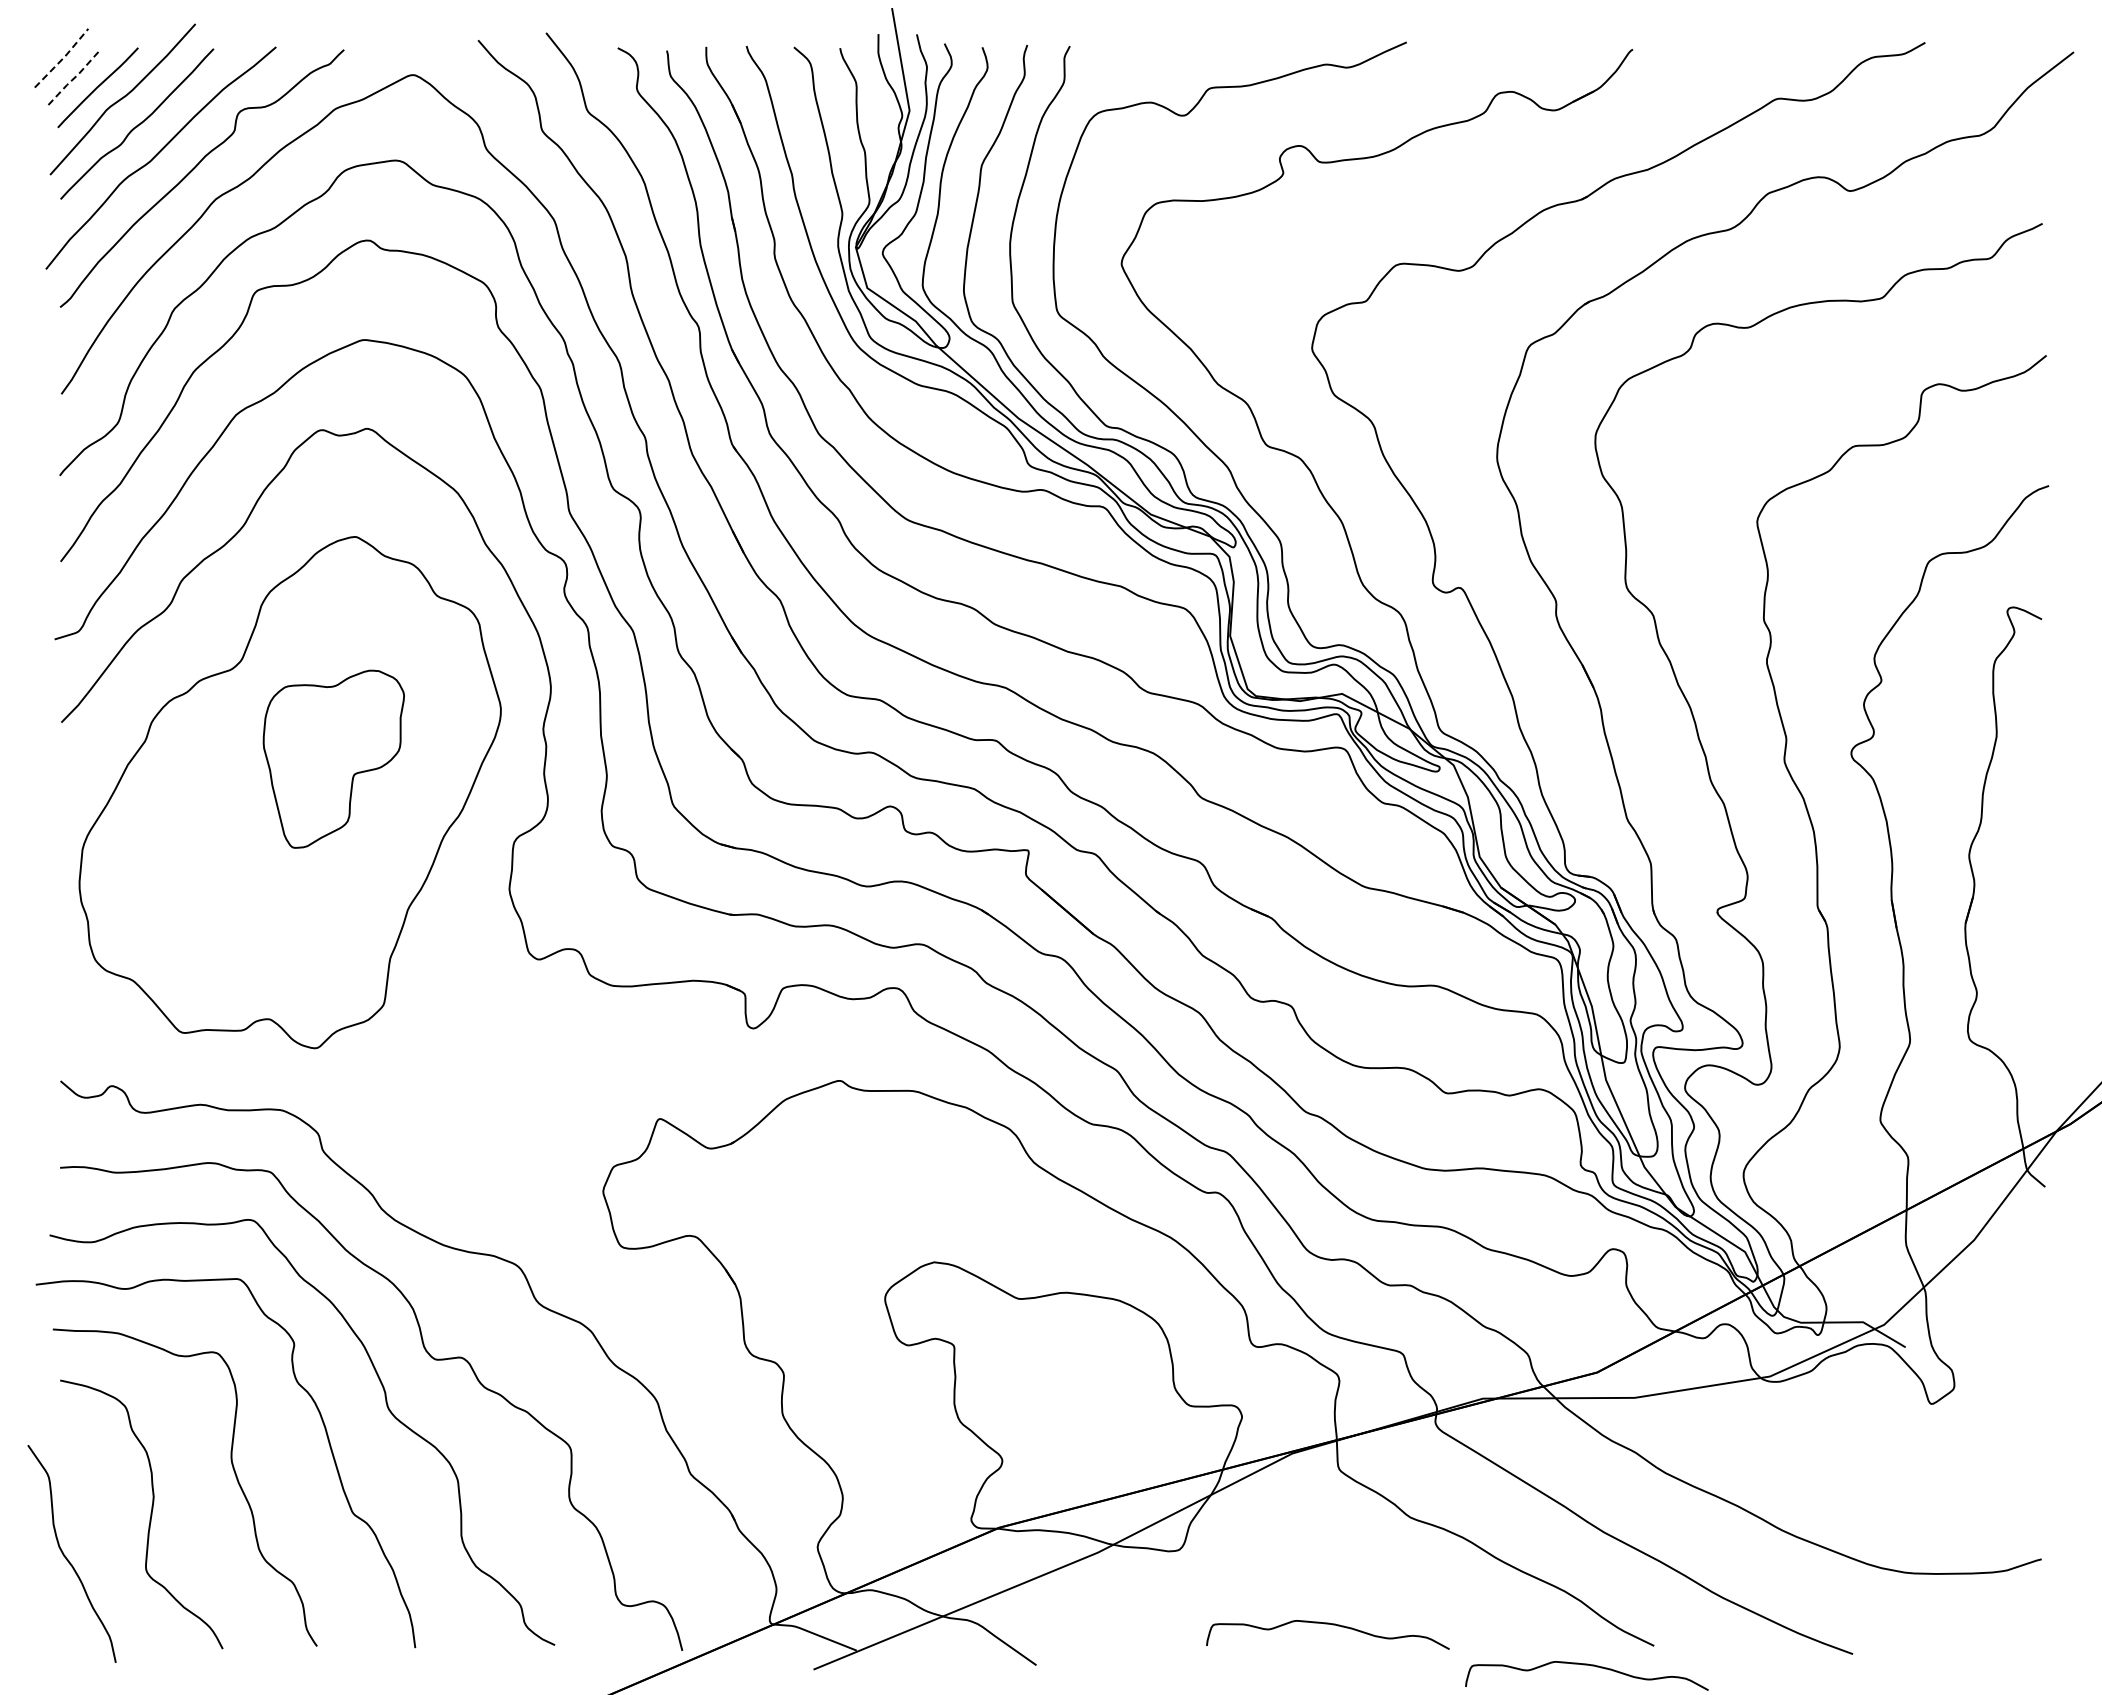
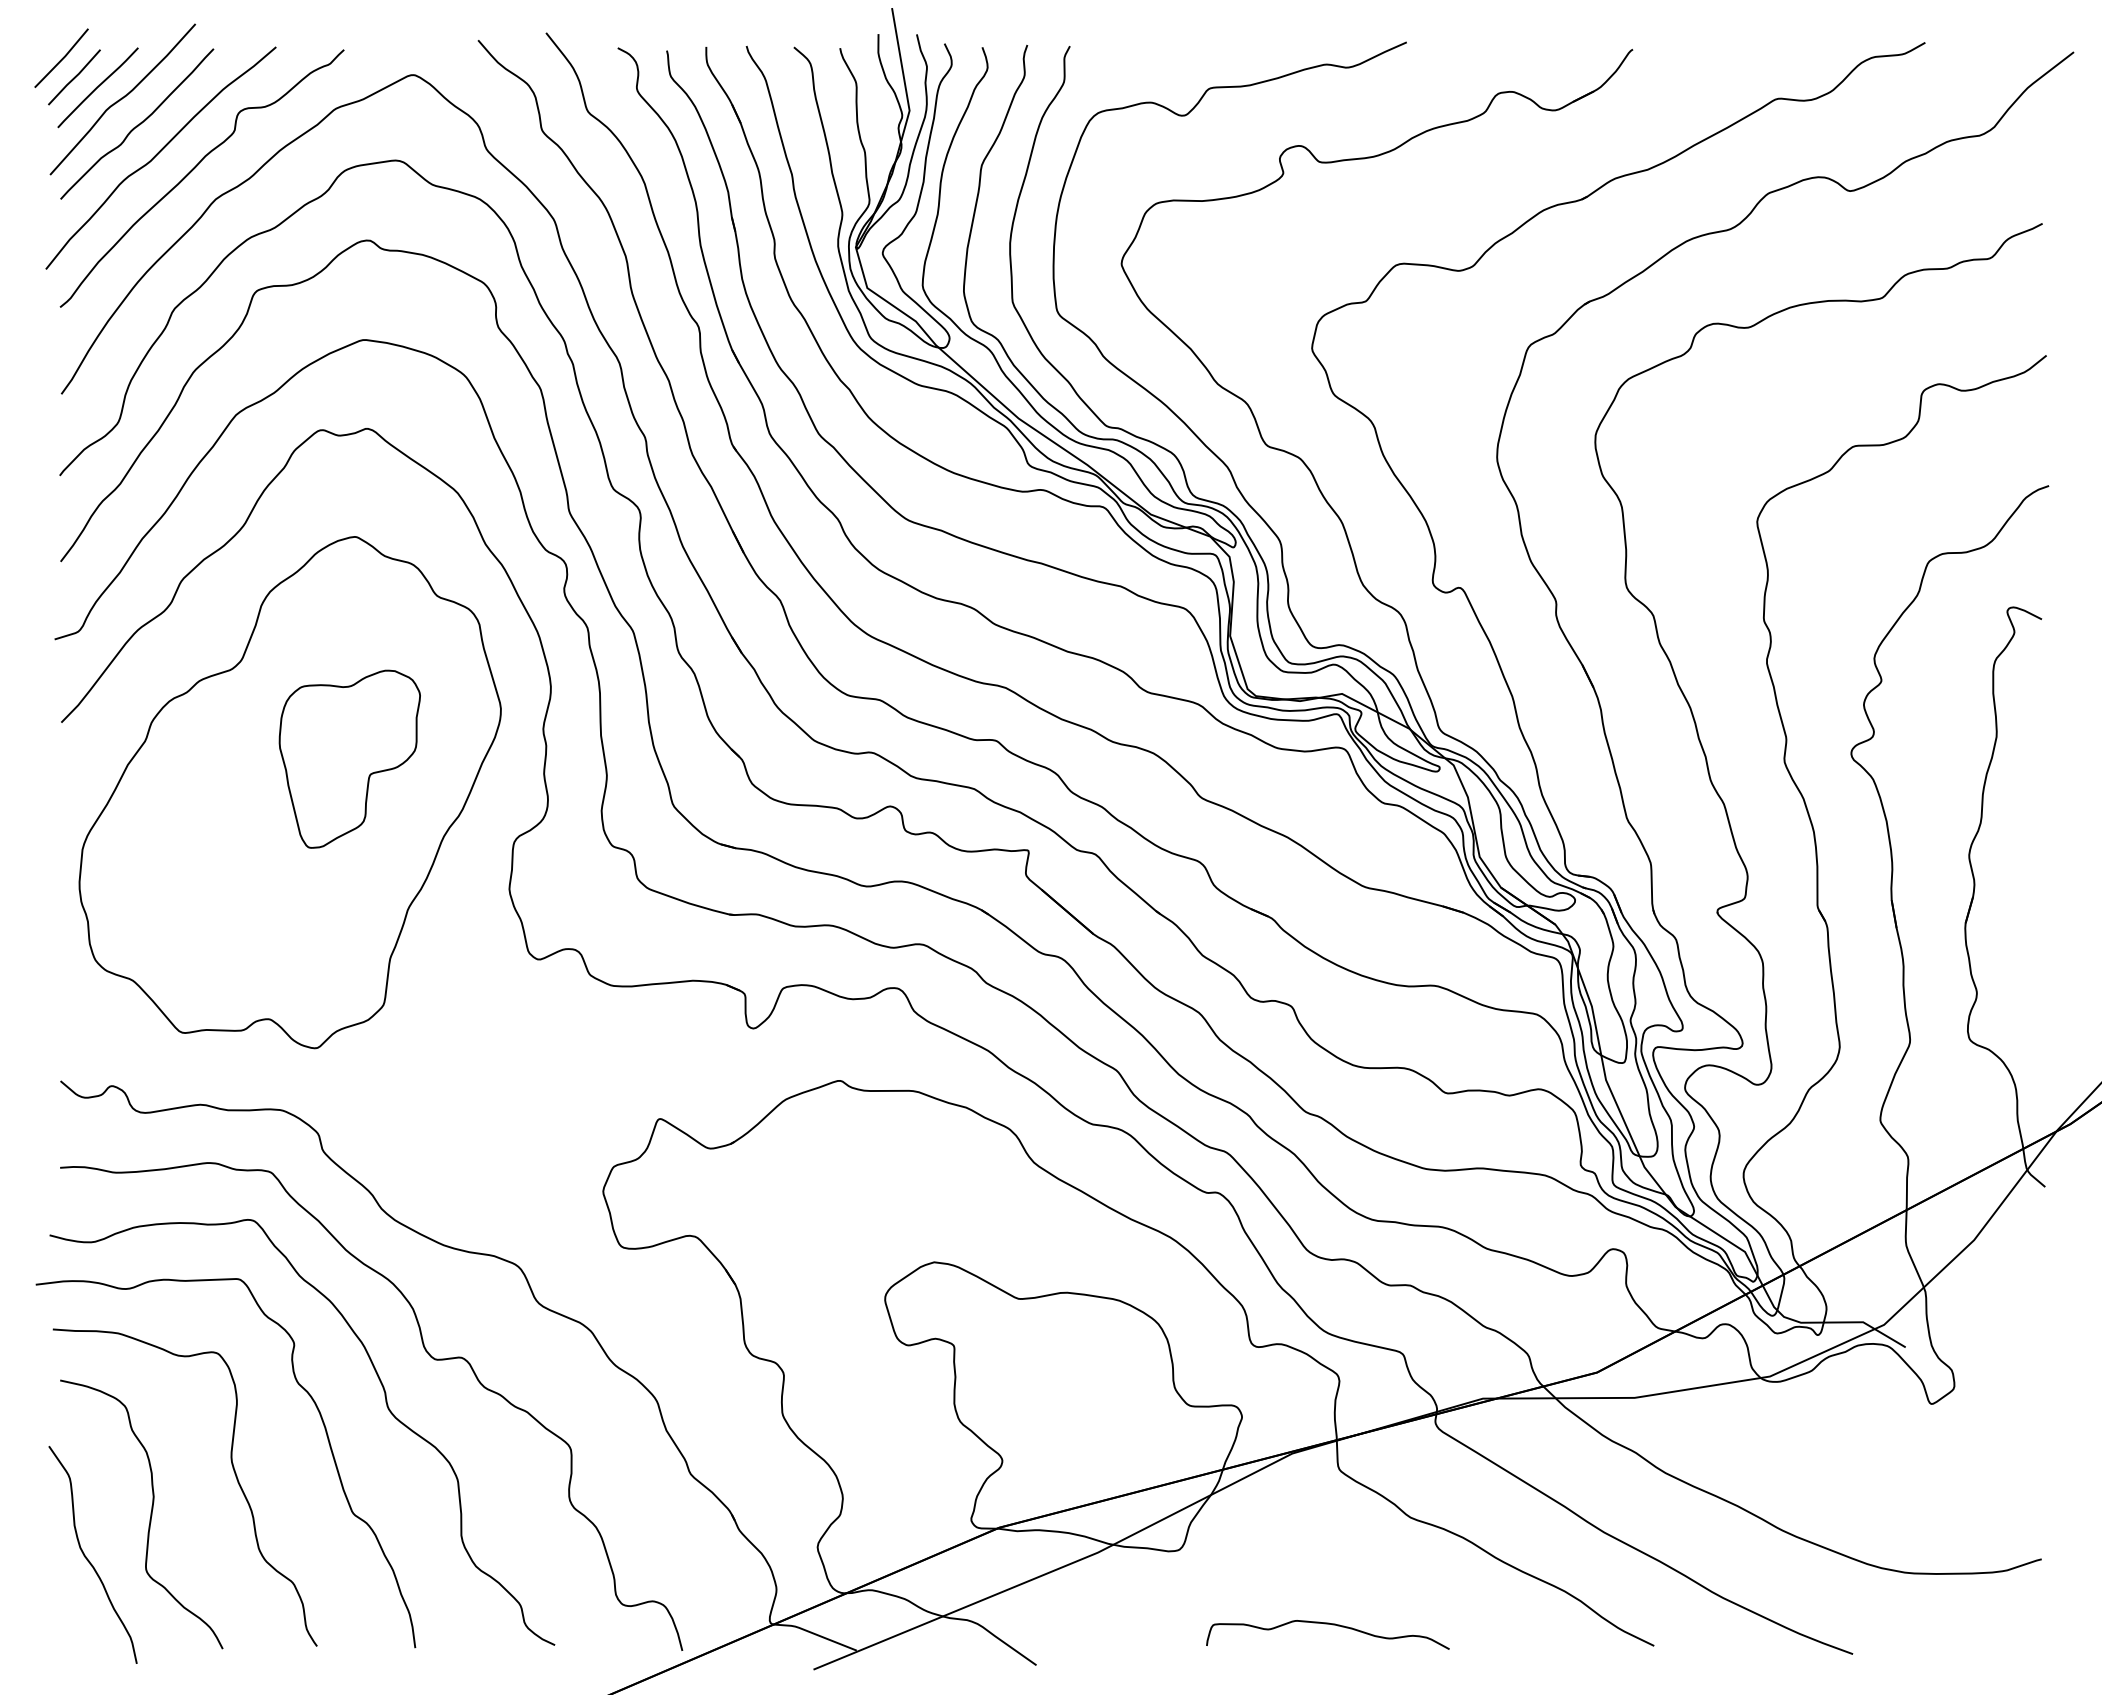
line: dashed -> solid (63, 58)
line: dashed -> solid (74, 77)
part position: (333, 758) -> (349, 758) (349, 758)
curve position: (66, 1556) -> (87, 1557) (87, 1557)
curve: present -> none (1586, 1665)
